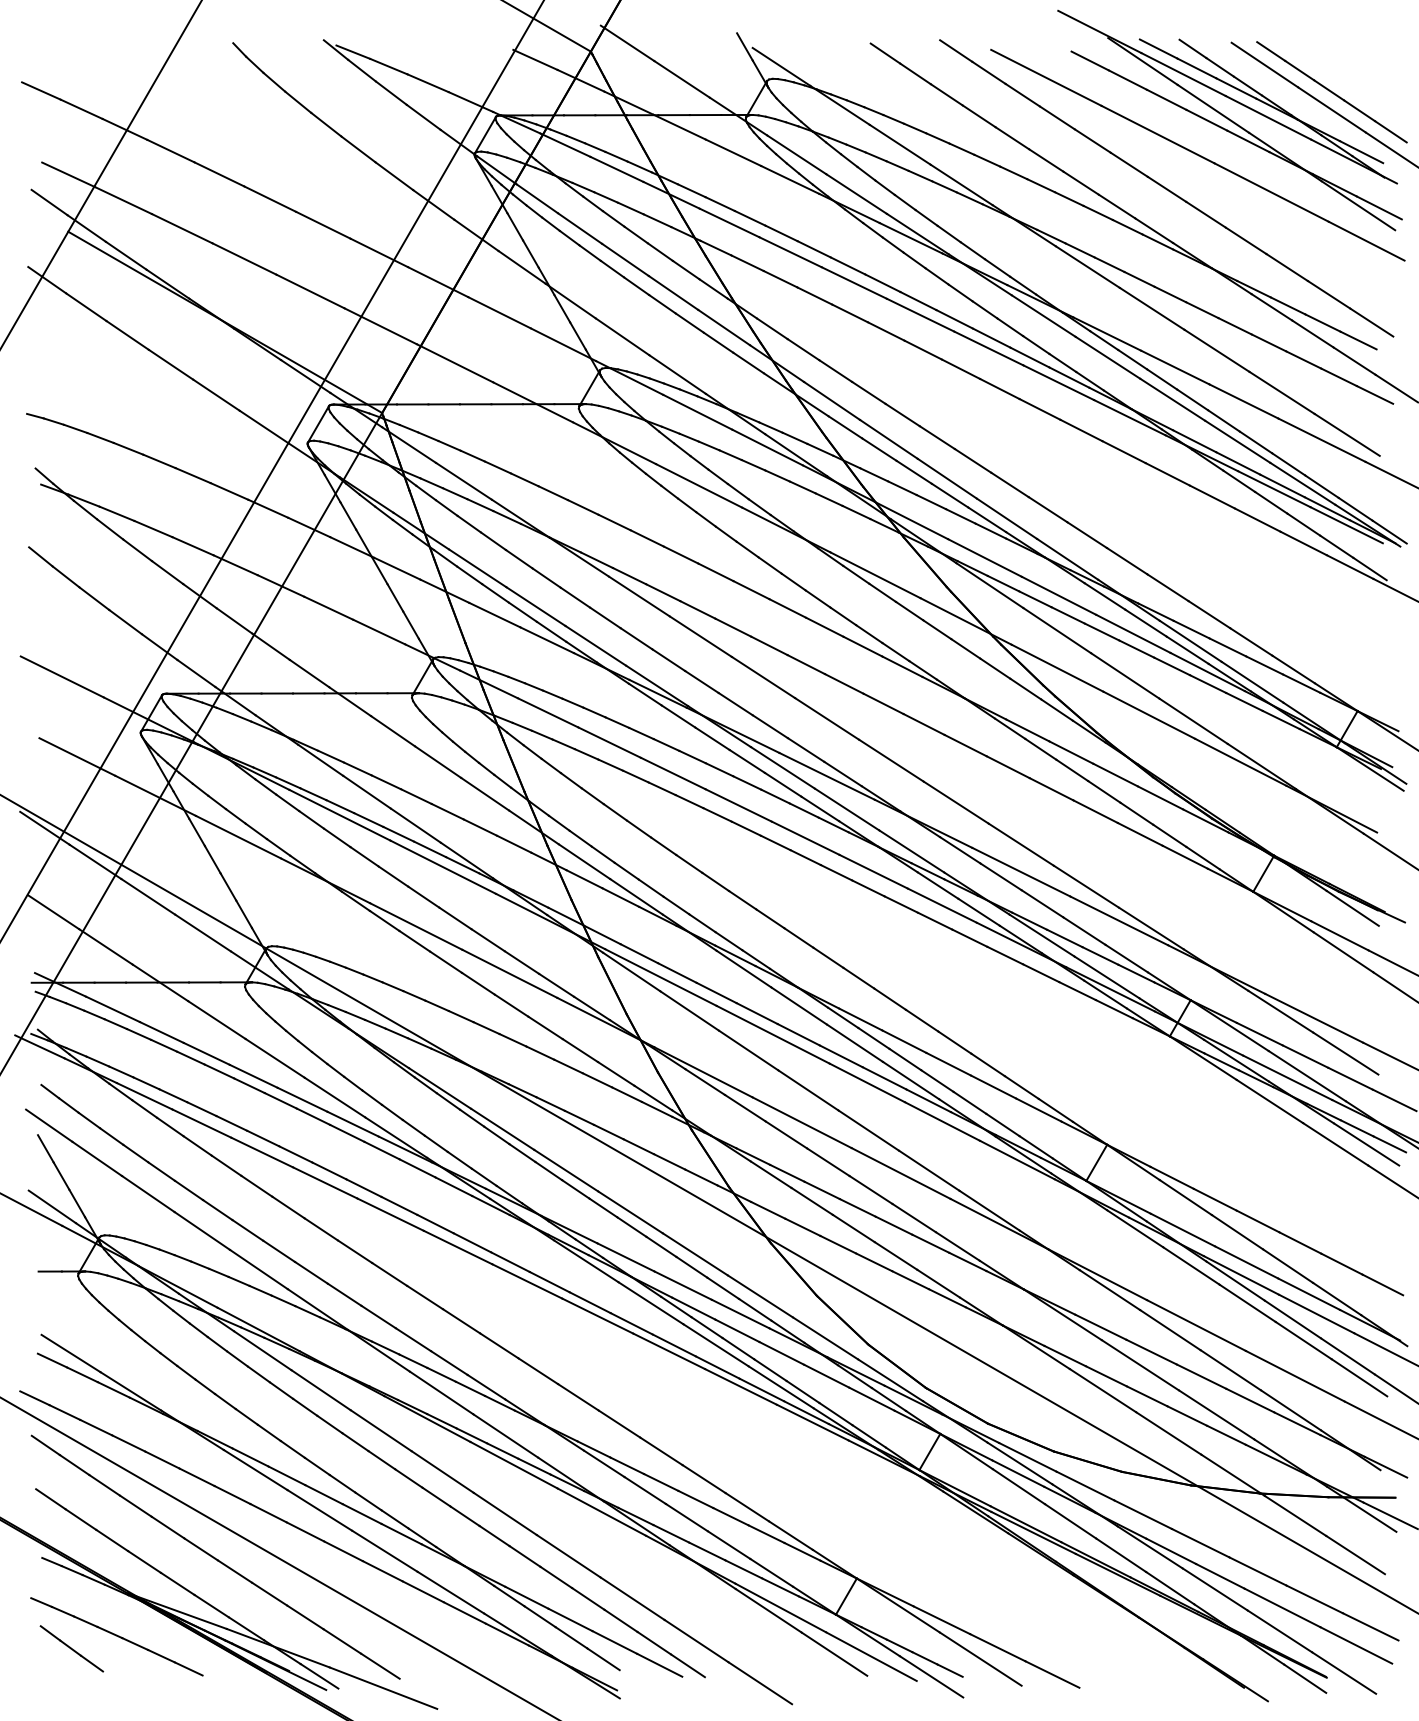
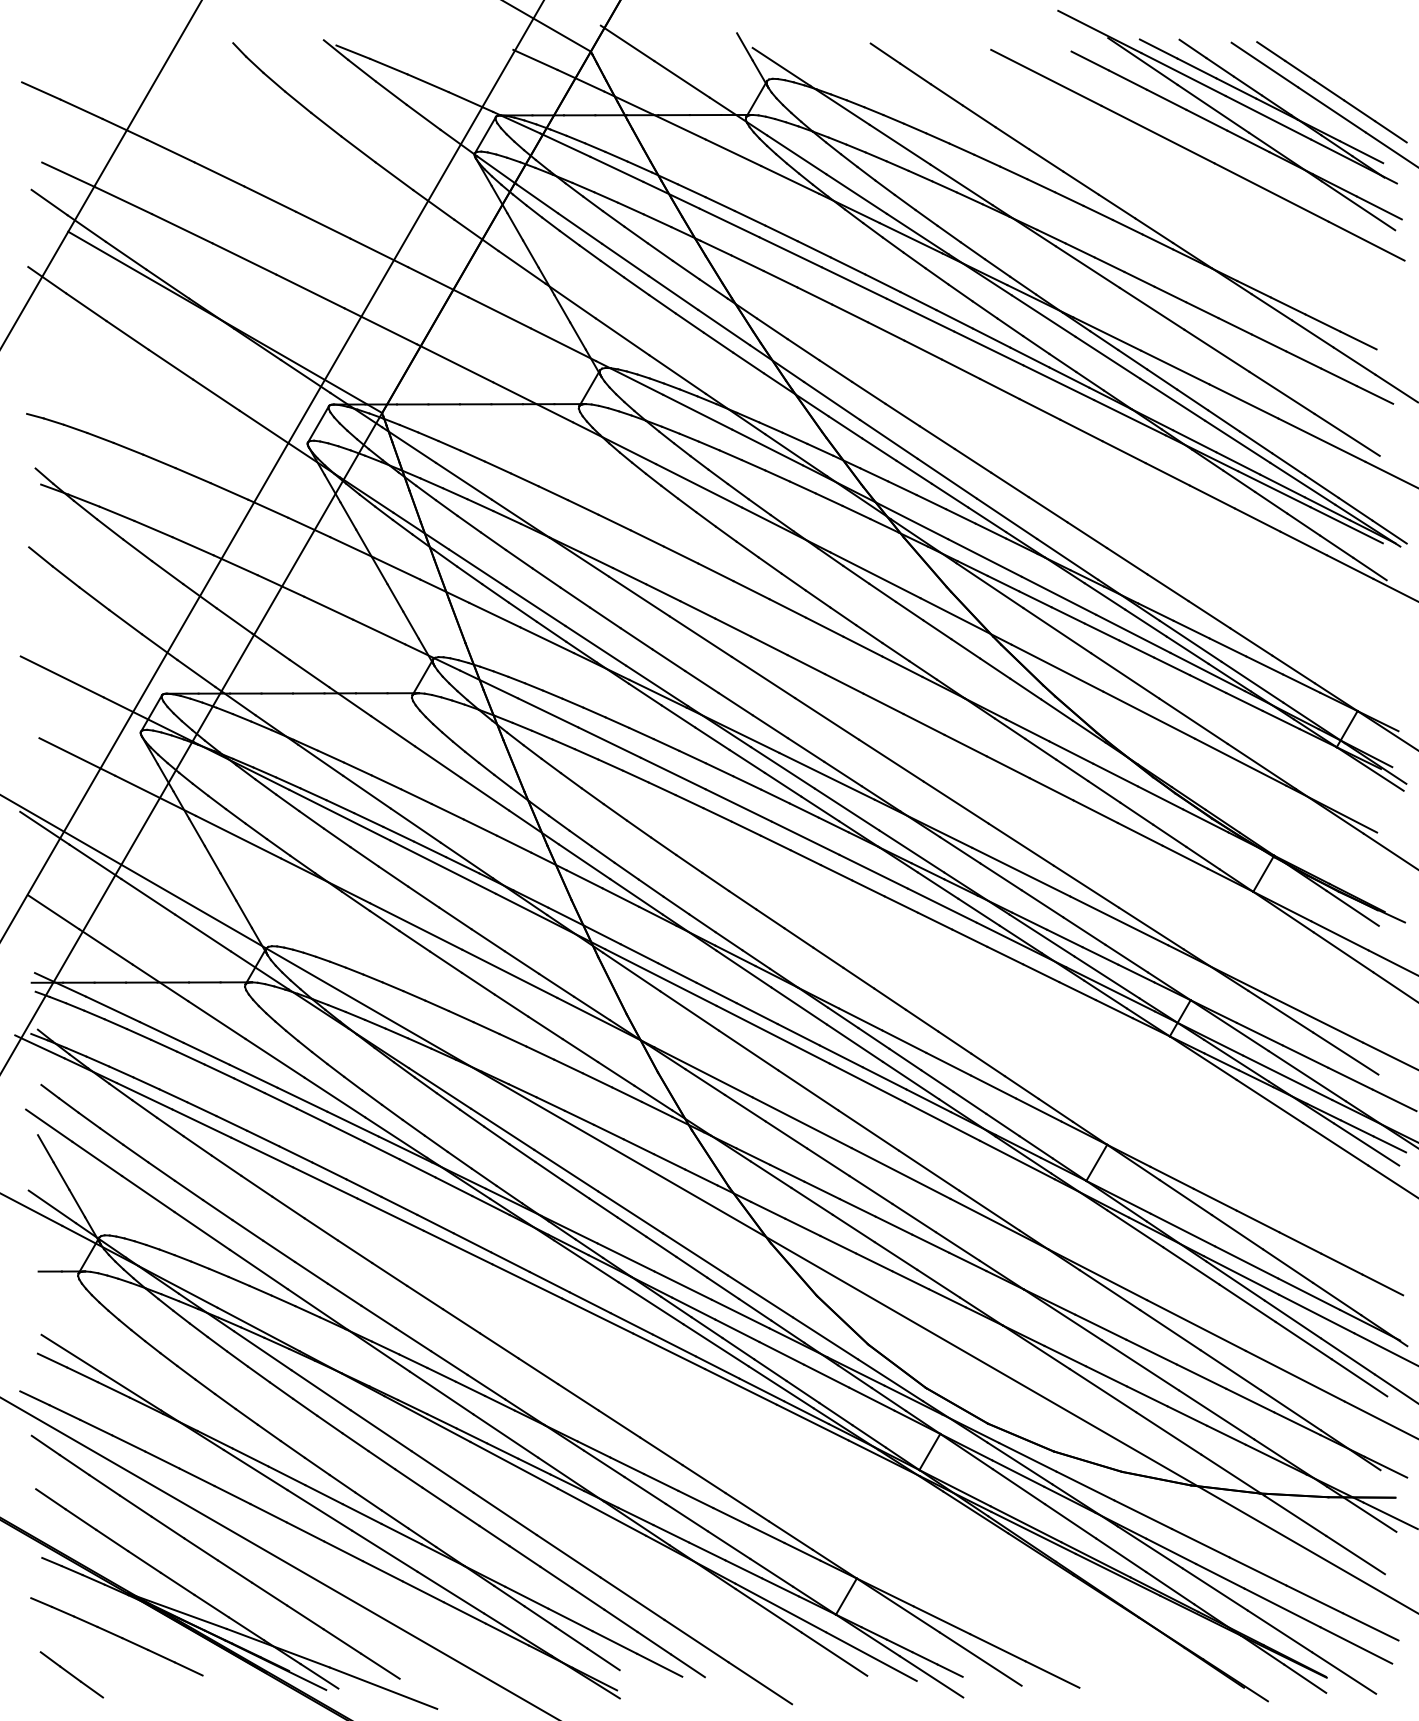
part: present -> none (1166, 188)
line position: (71, 1648) -> (71, 1674) (71, 1674)
